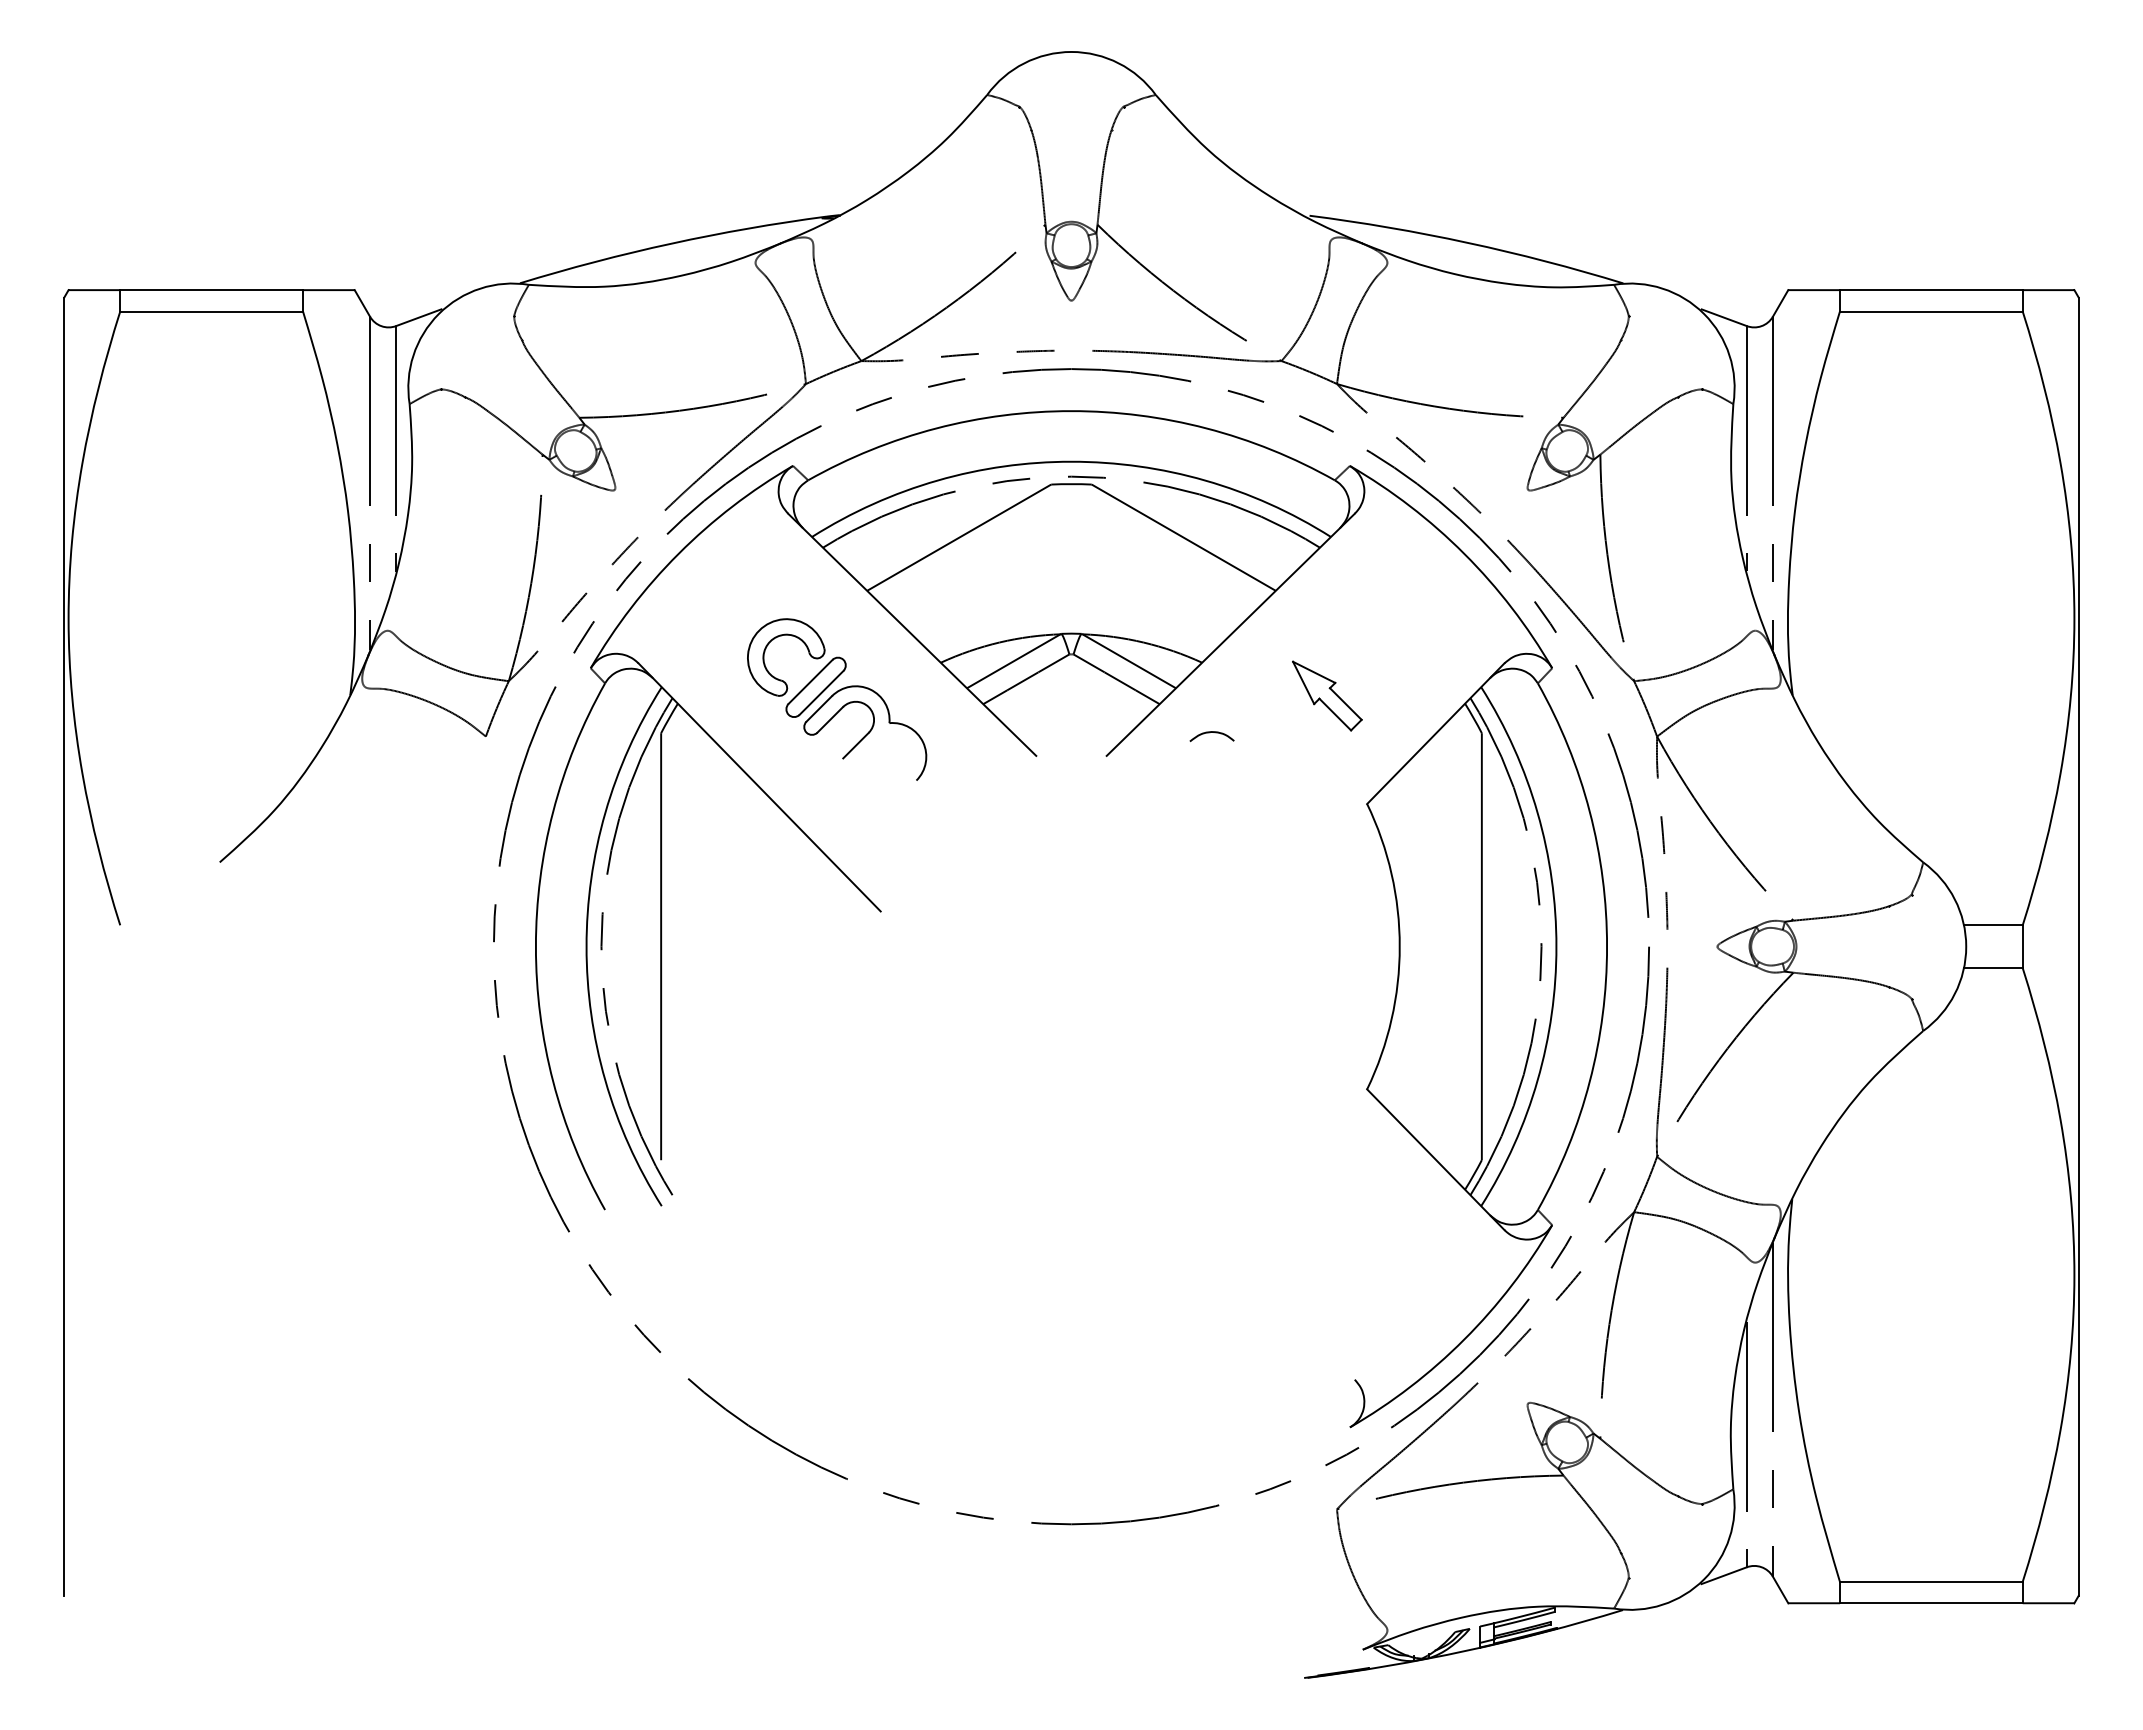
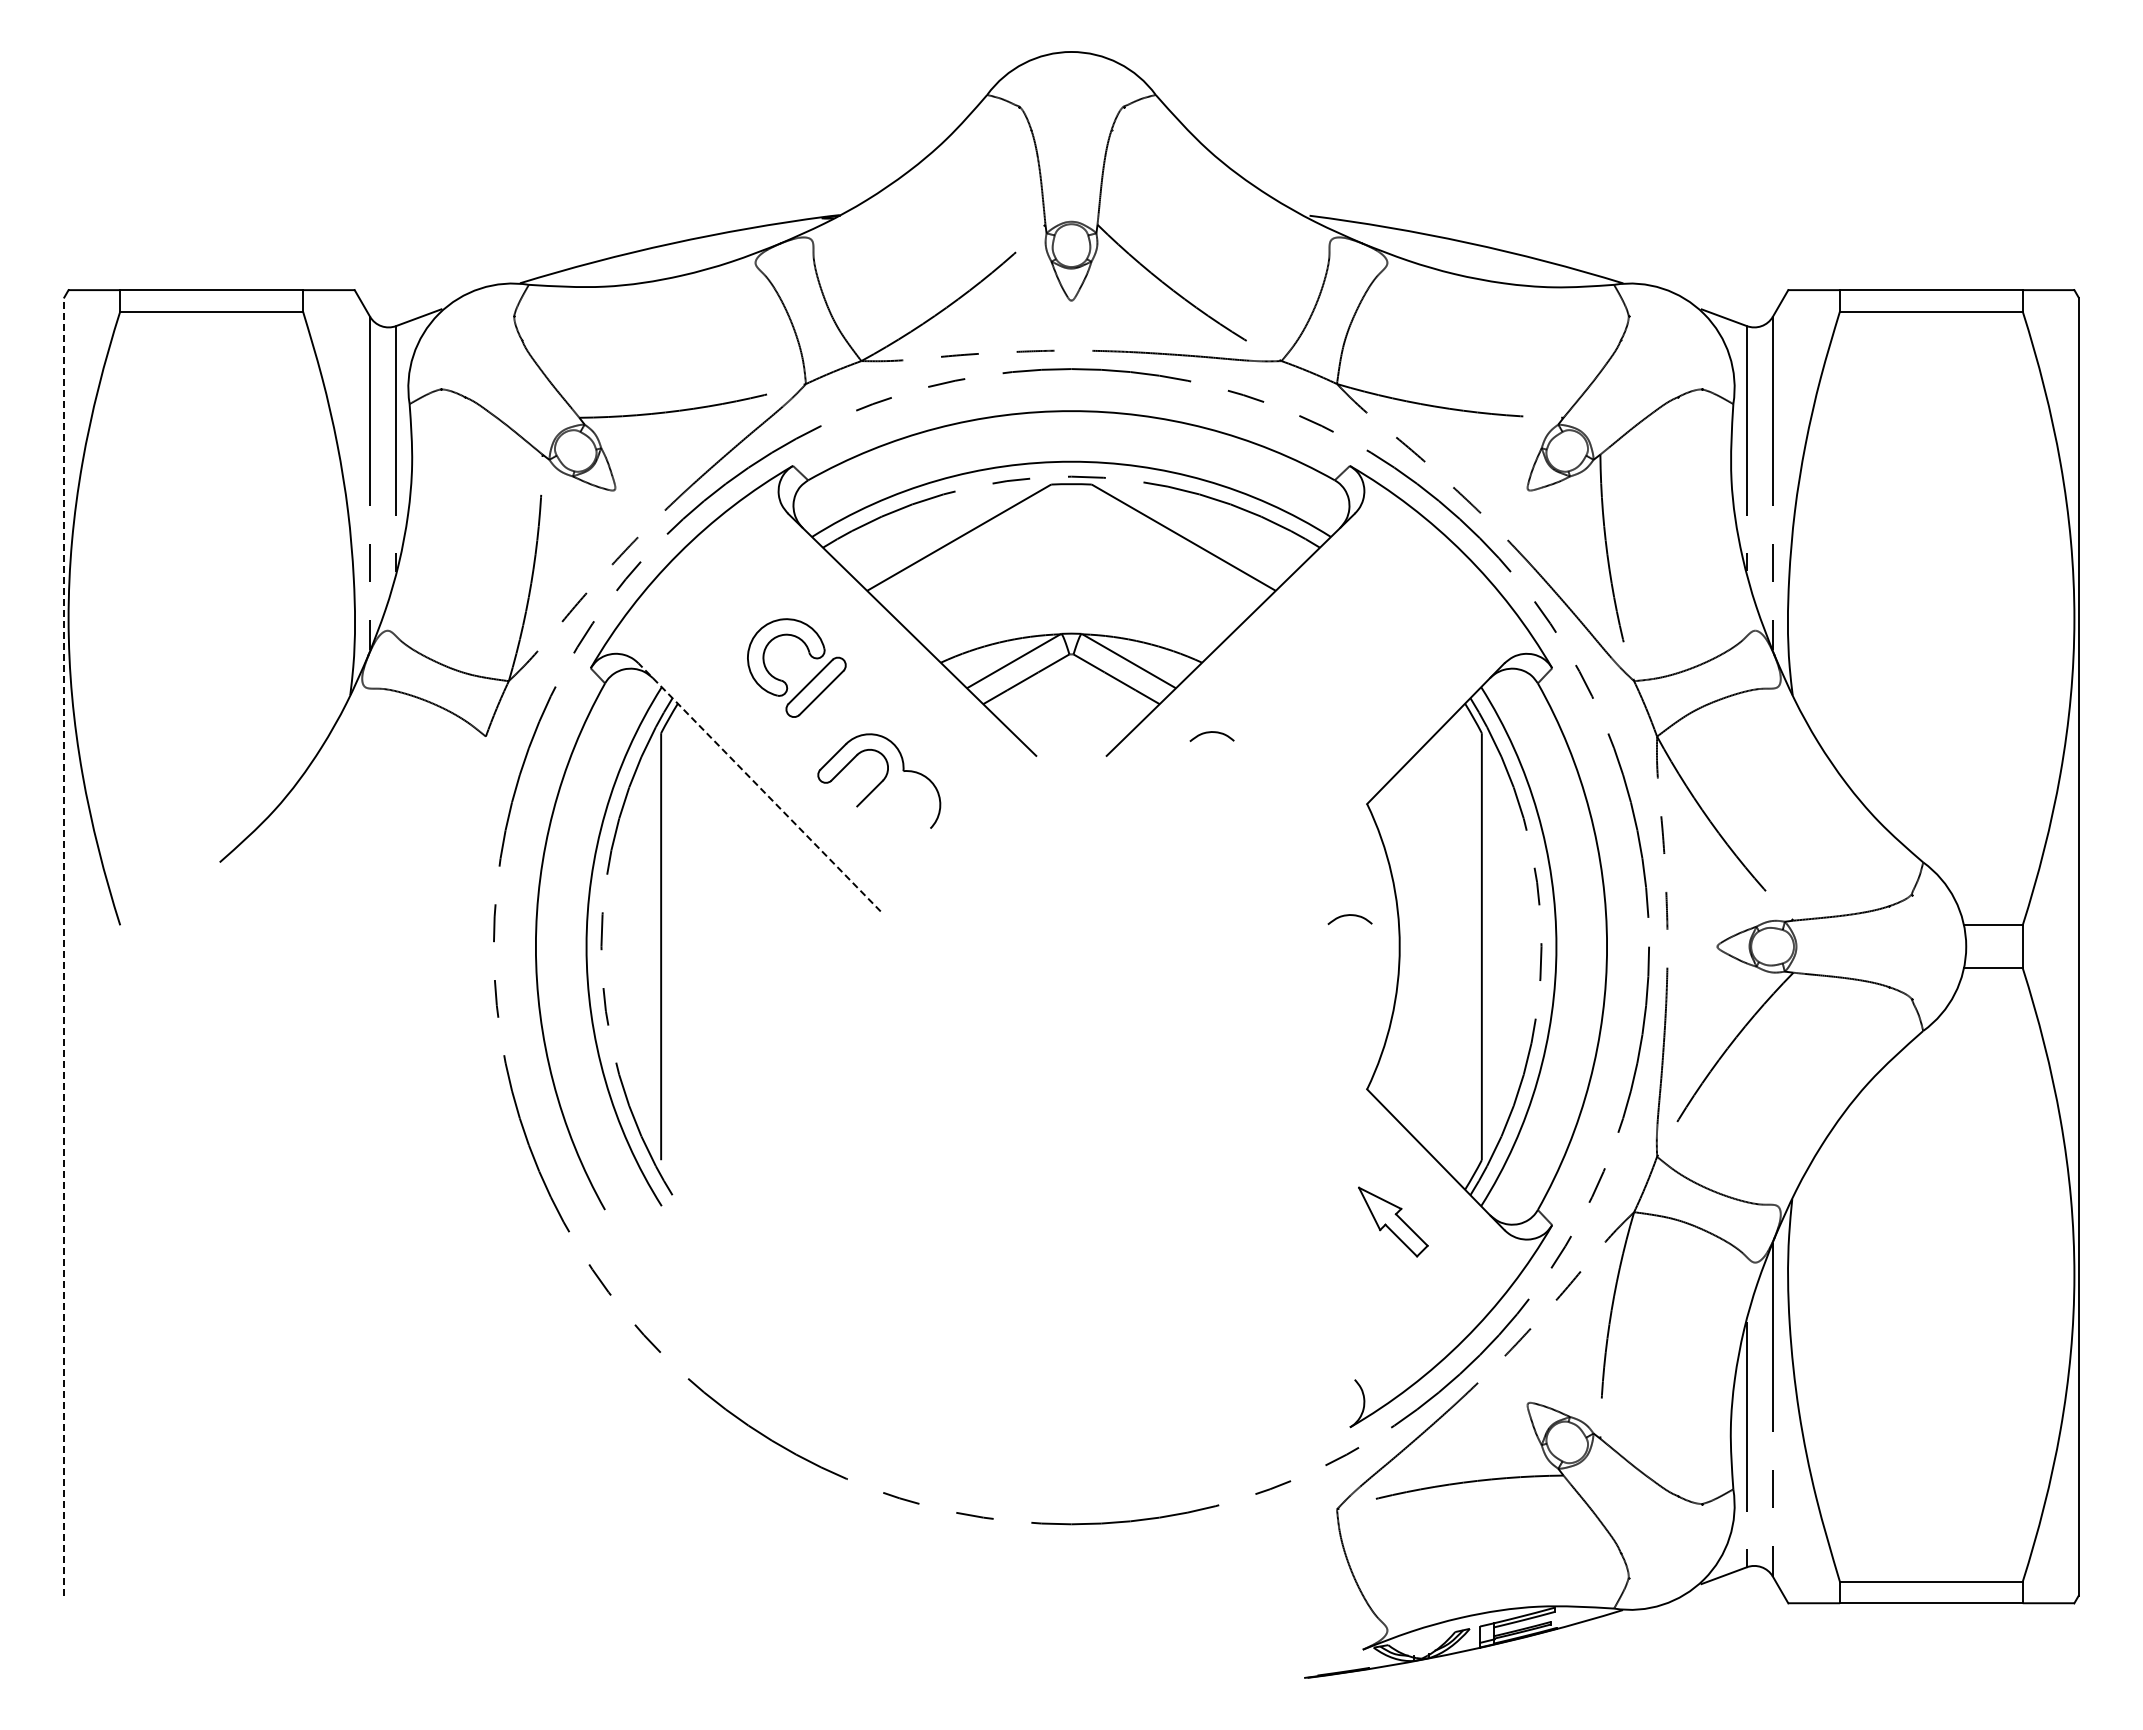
part position: (1327, 695) -> (1393, 1221) (1393, 1221)
part position: (865, 732) -> (879, 780) (879, 780)
line: solid -> dashed (759, 787)
curve: none -> present (1347, 916)
line: solid -> dashed (64, 946)
